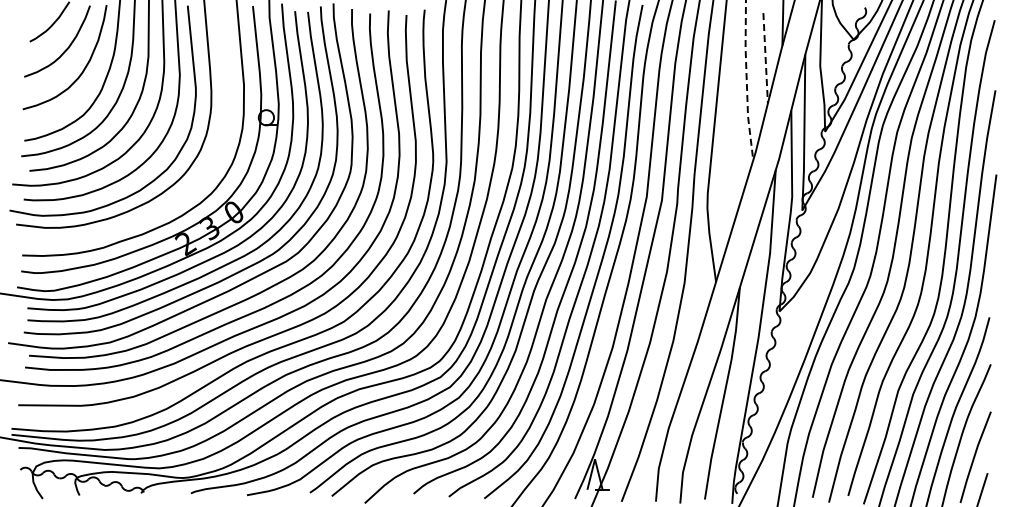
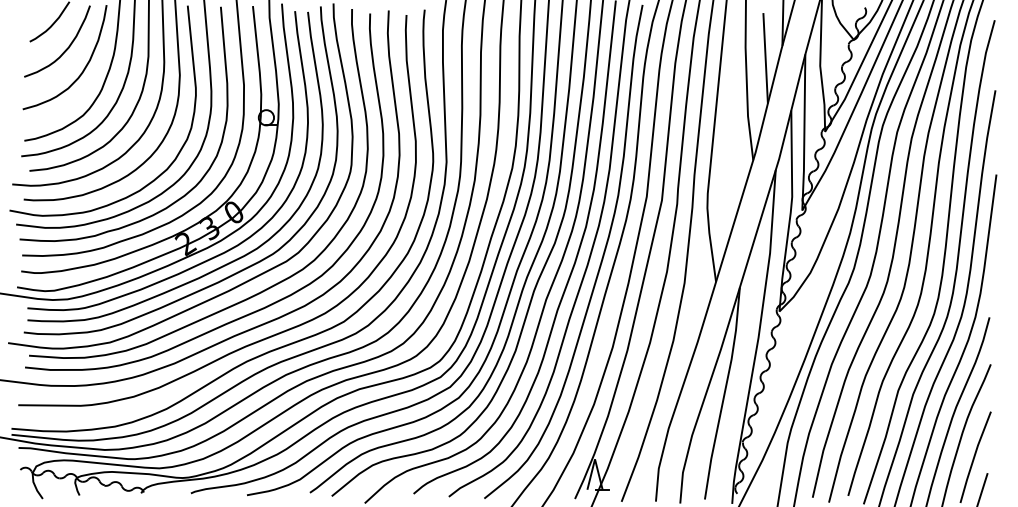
line: dashed -> solid (765, 58)
line: dashed -> solid (746, 80)
curve: none -> present (175, 200)
